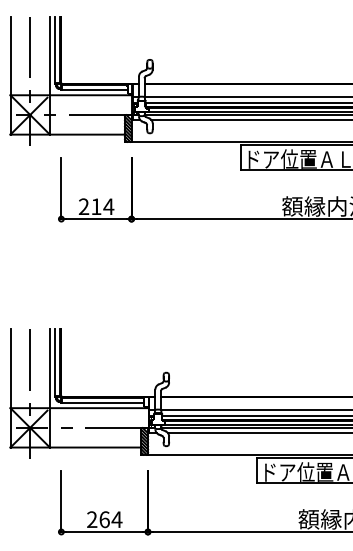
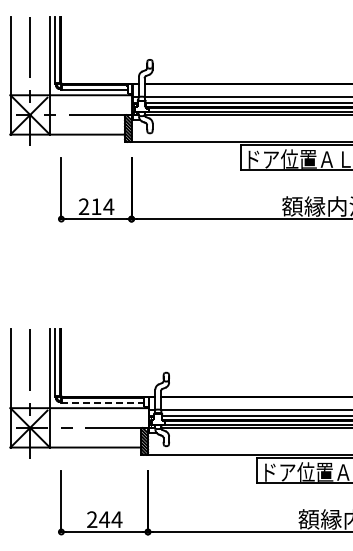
line: present -> none (250, 119)
line: solid -> dashed (103, 402)
line: present -> none (258, 432)
text: 264 -> 244 (104, 519)
